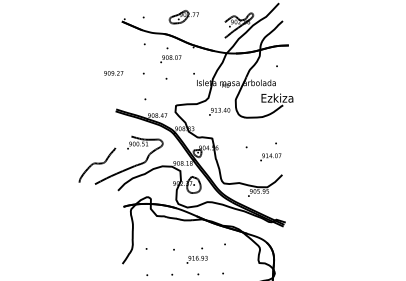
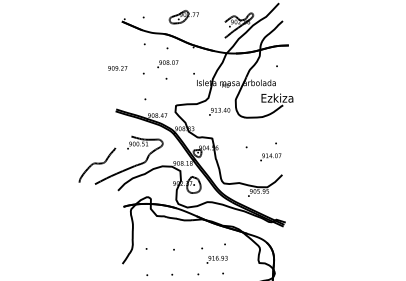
text position: (170, 59) -> (167, 64) (167, 64)
text position: (113, 73) -> (117, 68) (117, 68)
text position: (196, 259) -> (216, 259) (216, 259)
